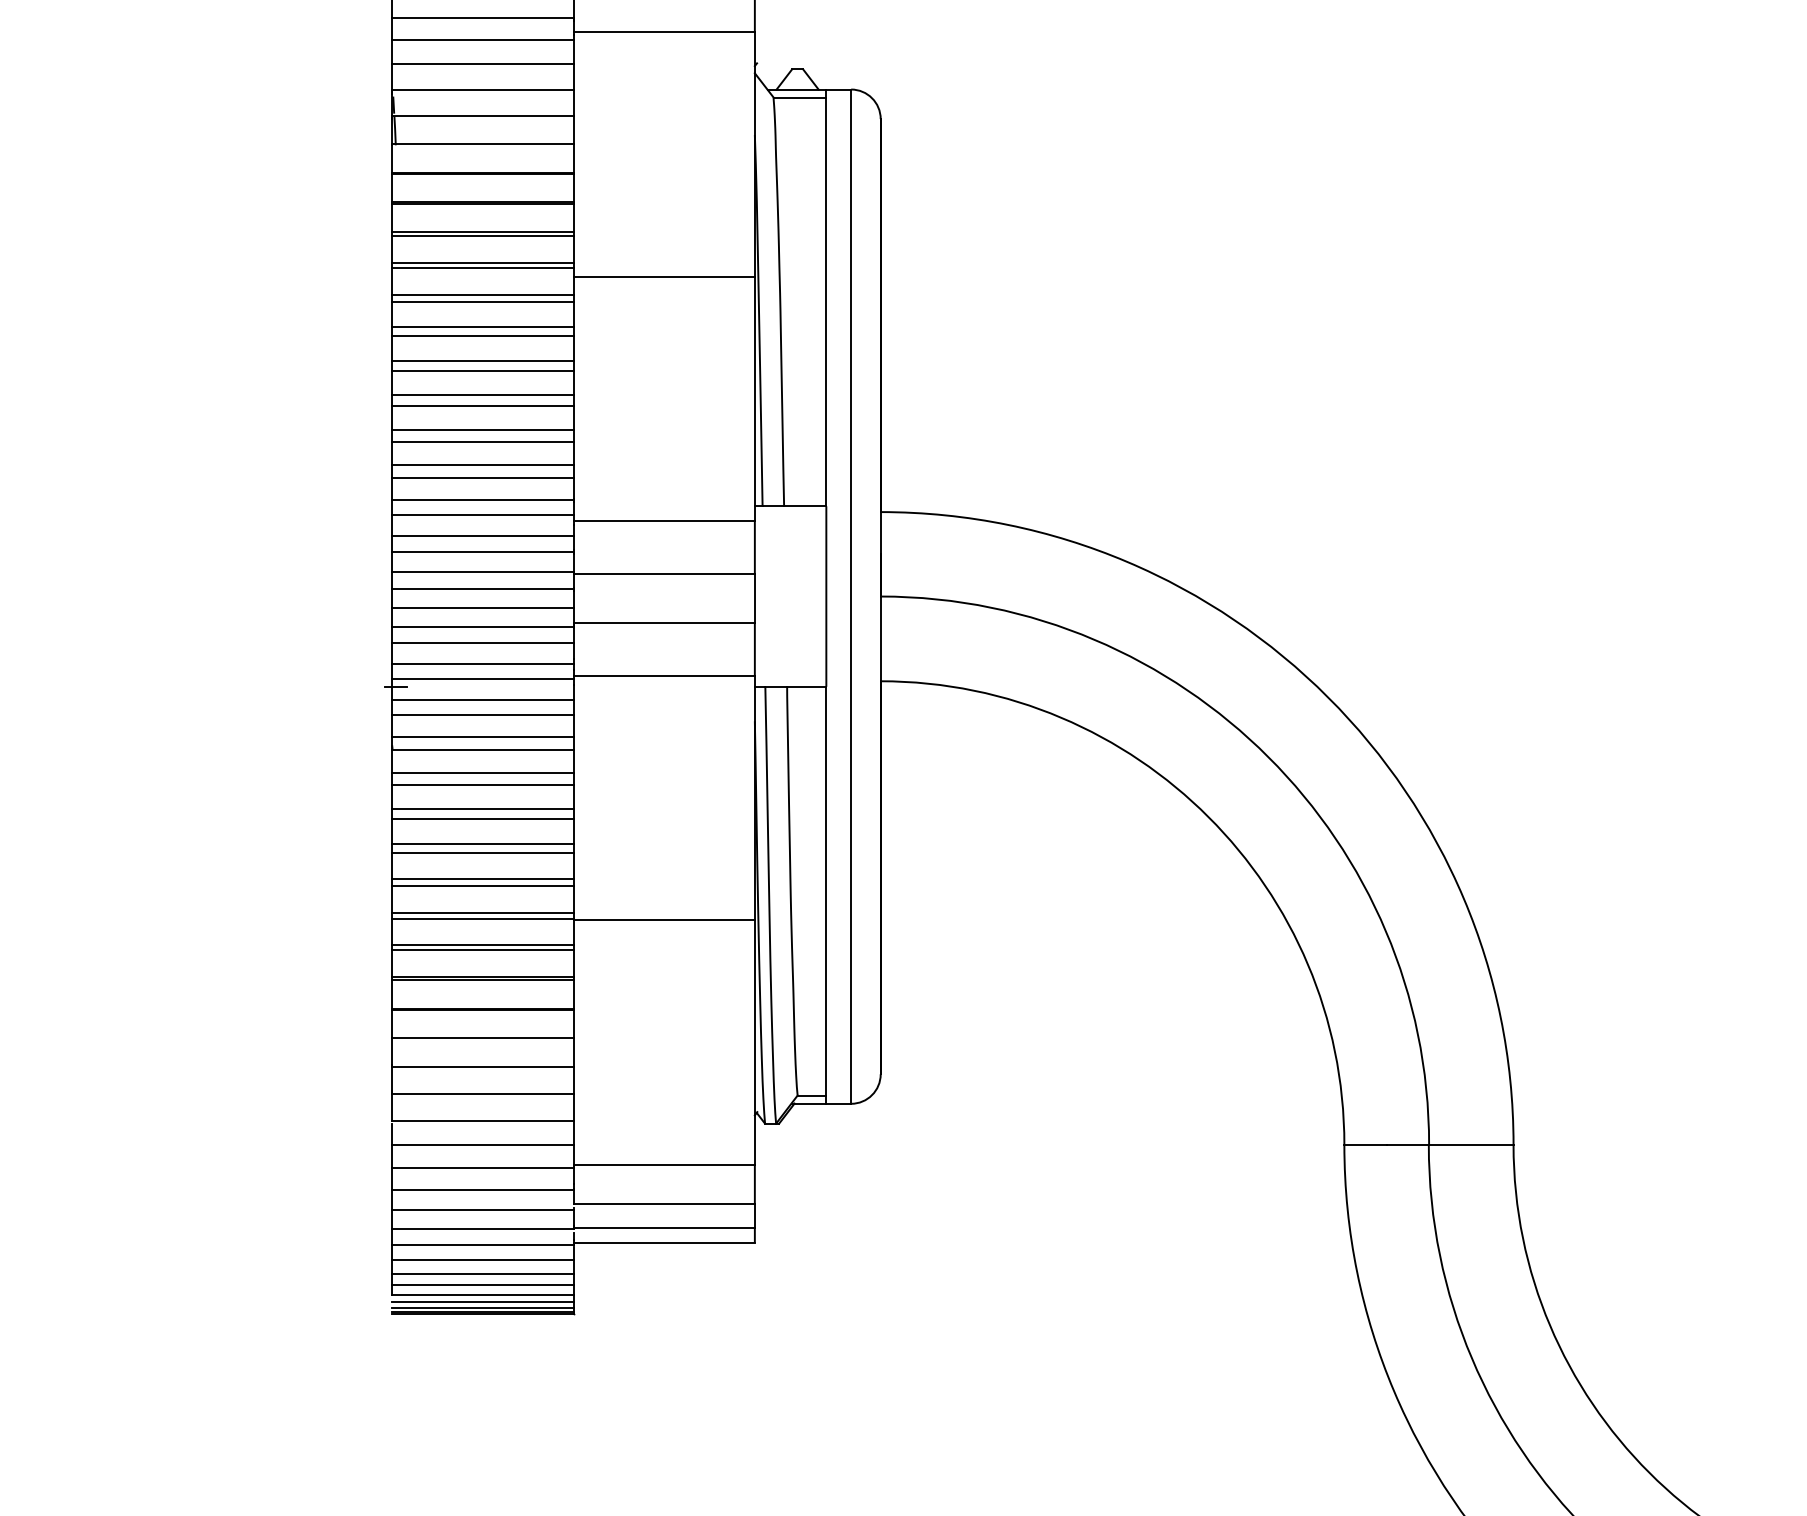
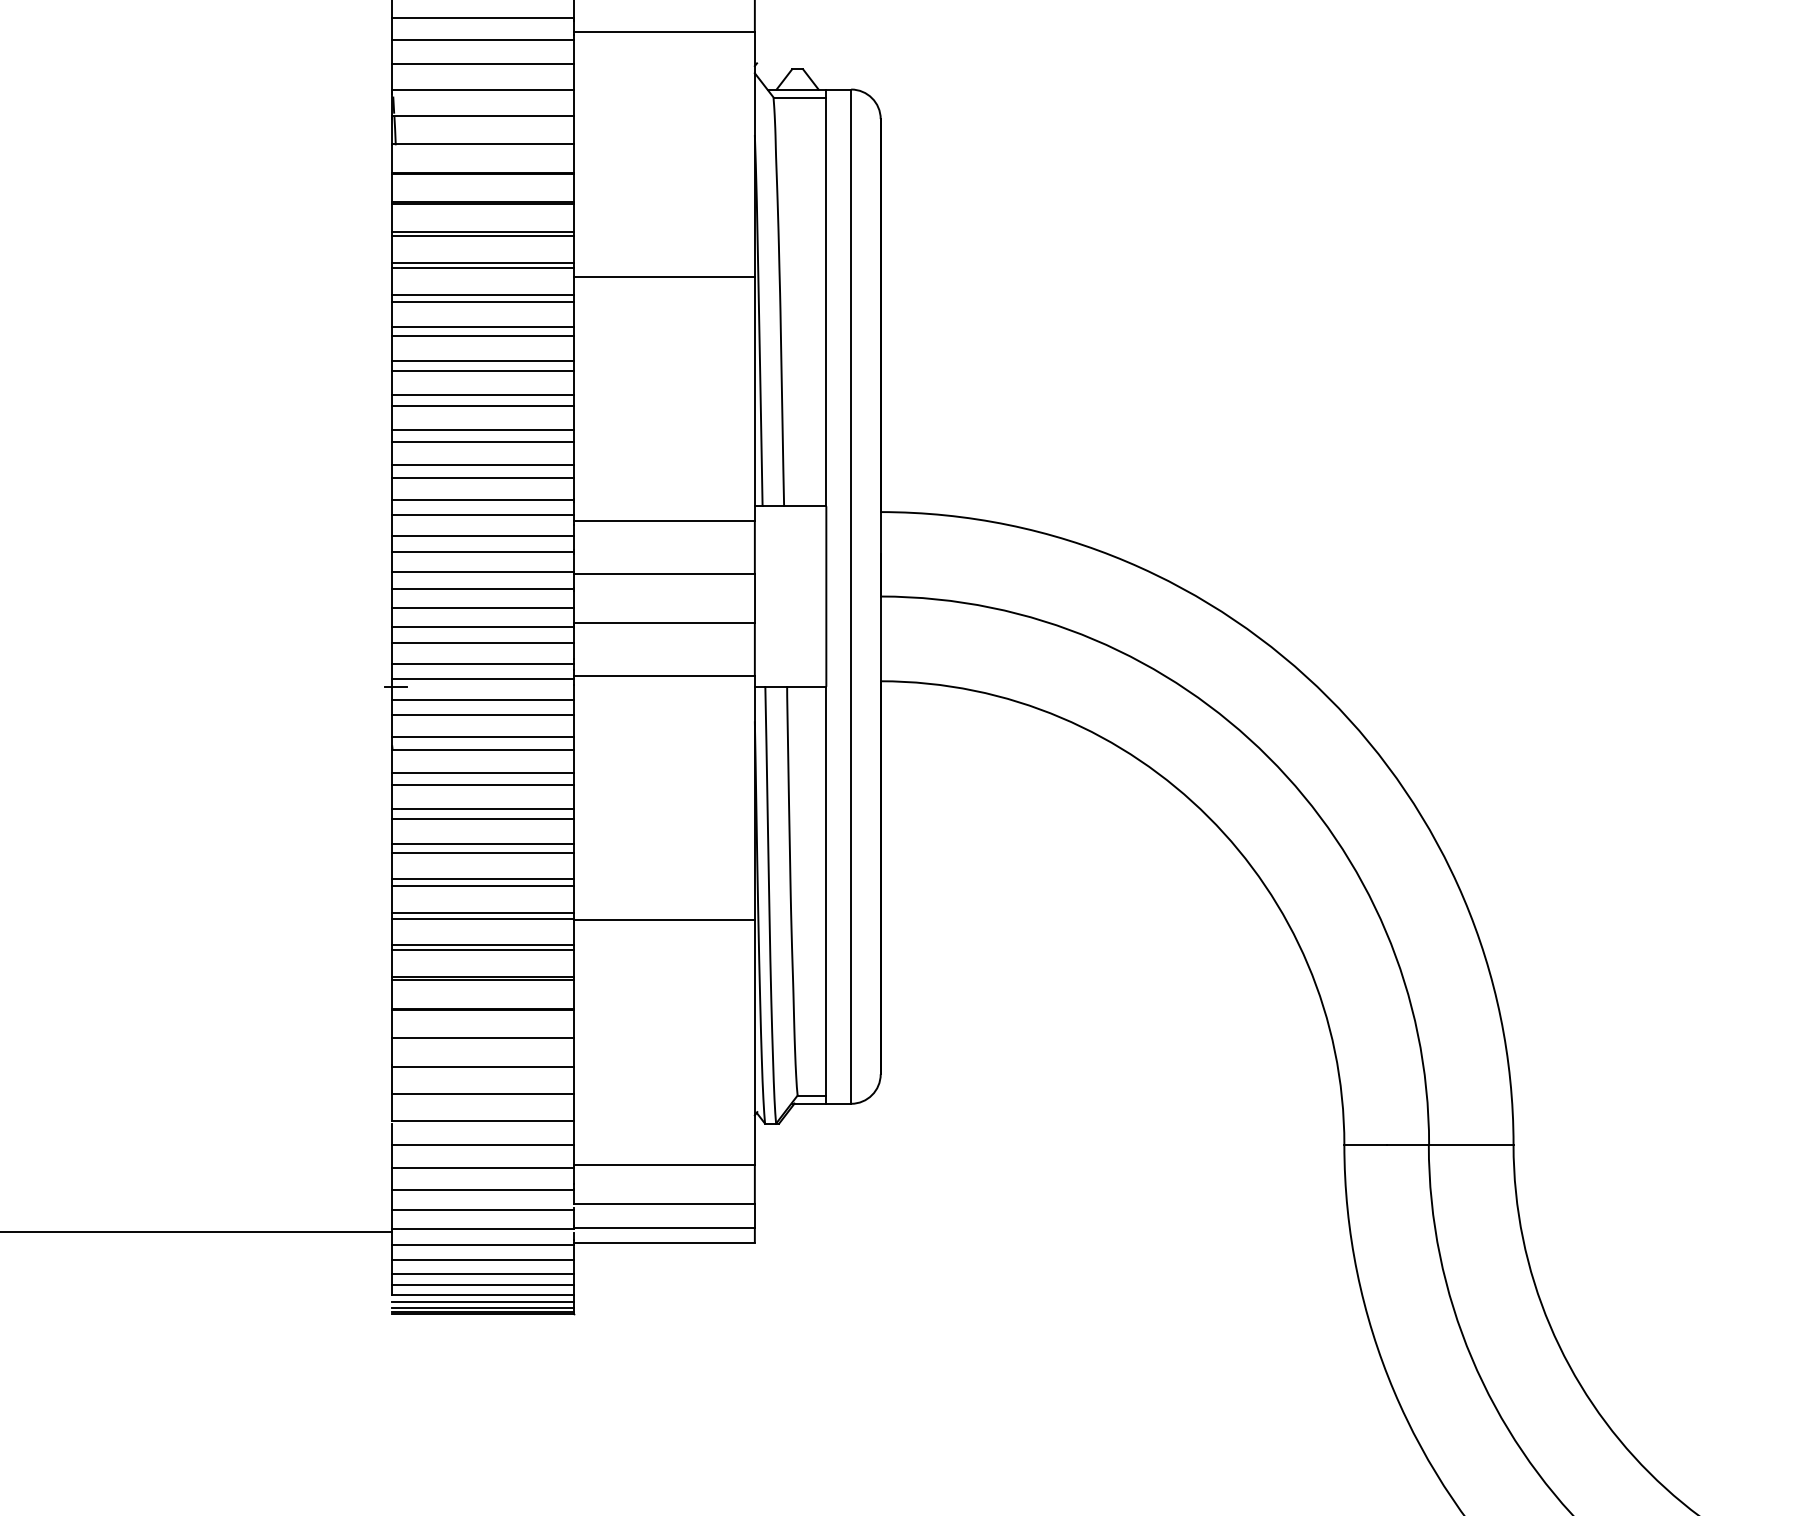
line: none -> present (197, 1231)
